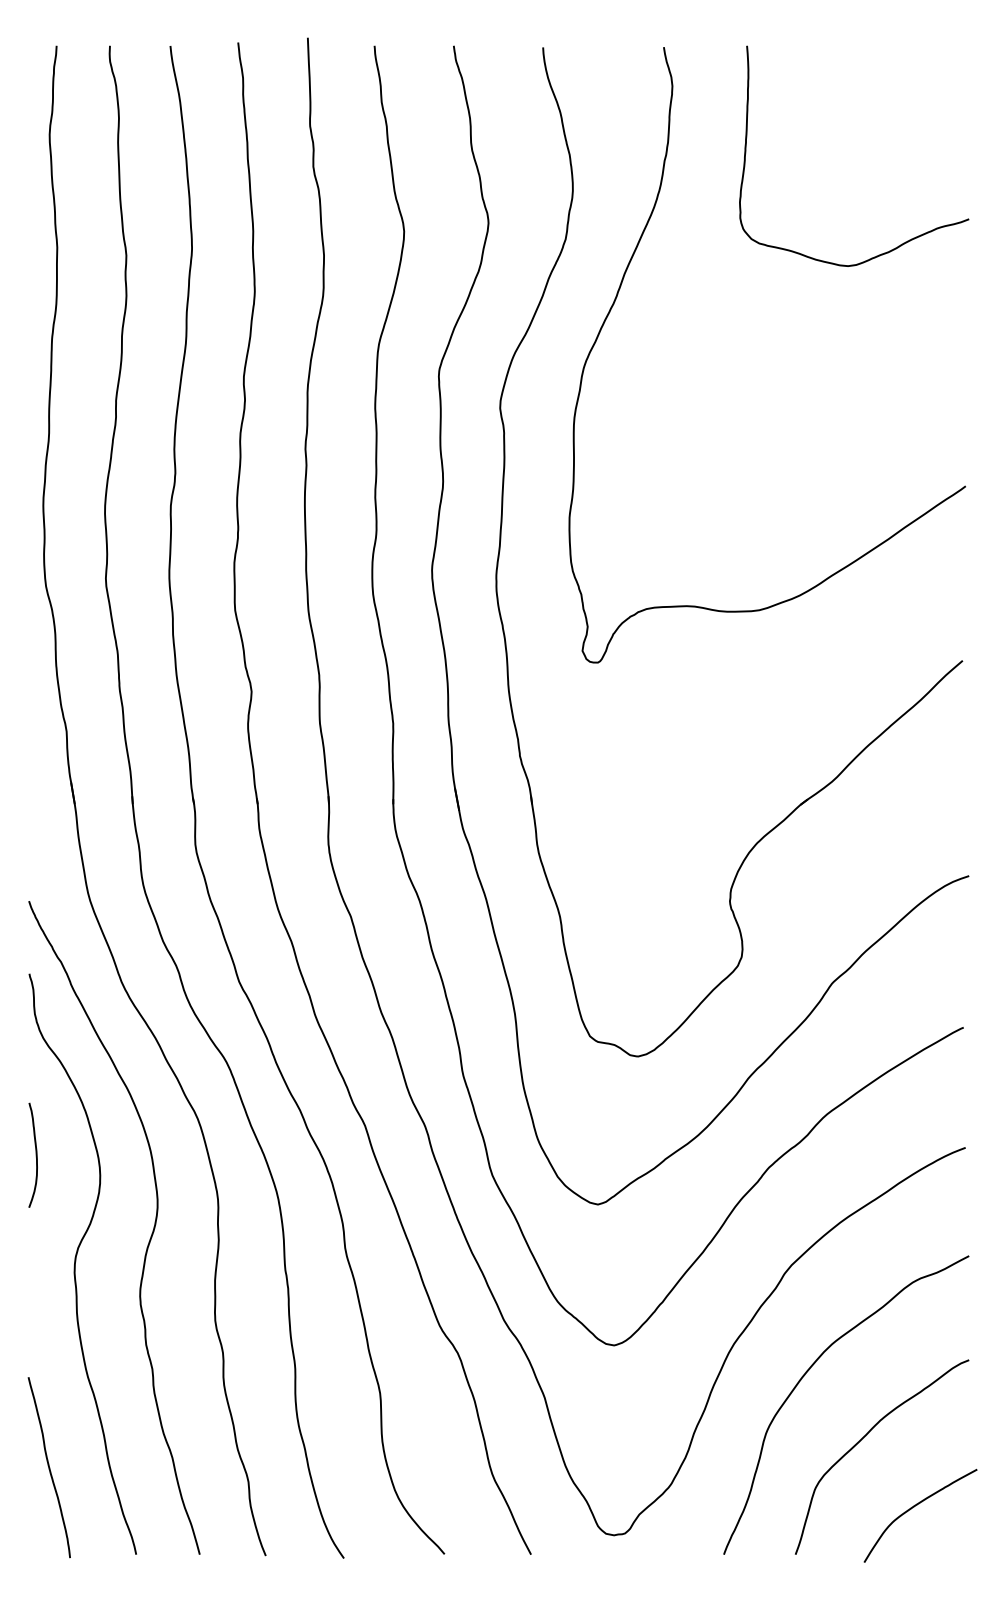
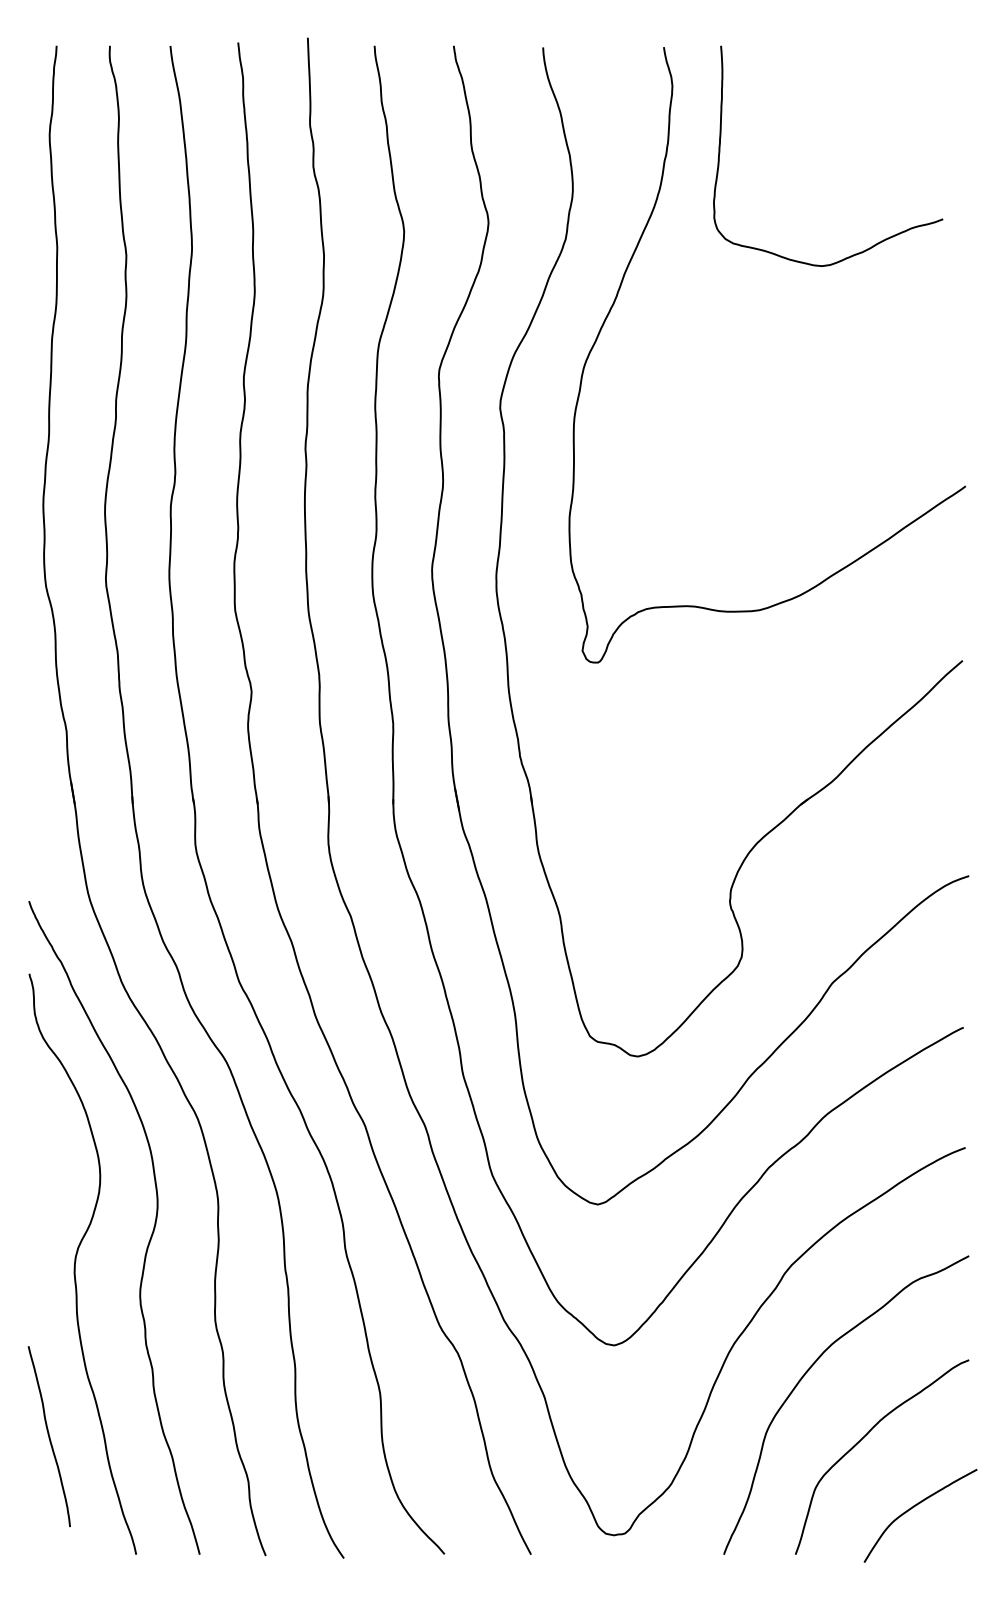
curve position: (903, 242) -> (877, 242) (877, 242)
curve: present -> none (35, 1154)
curve position: (48, 1467) -> (48, 1436) (48, 1436)
